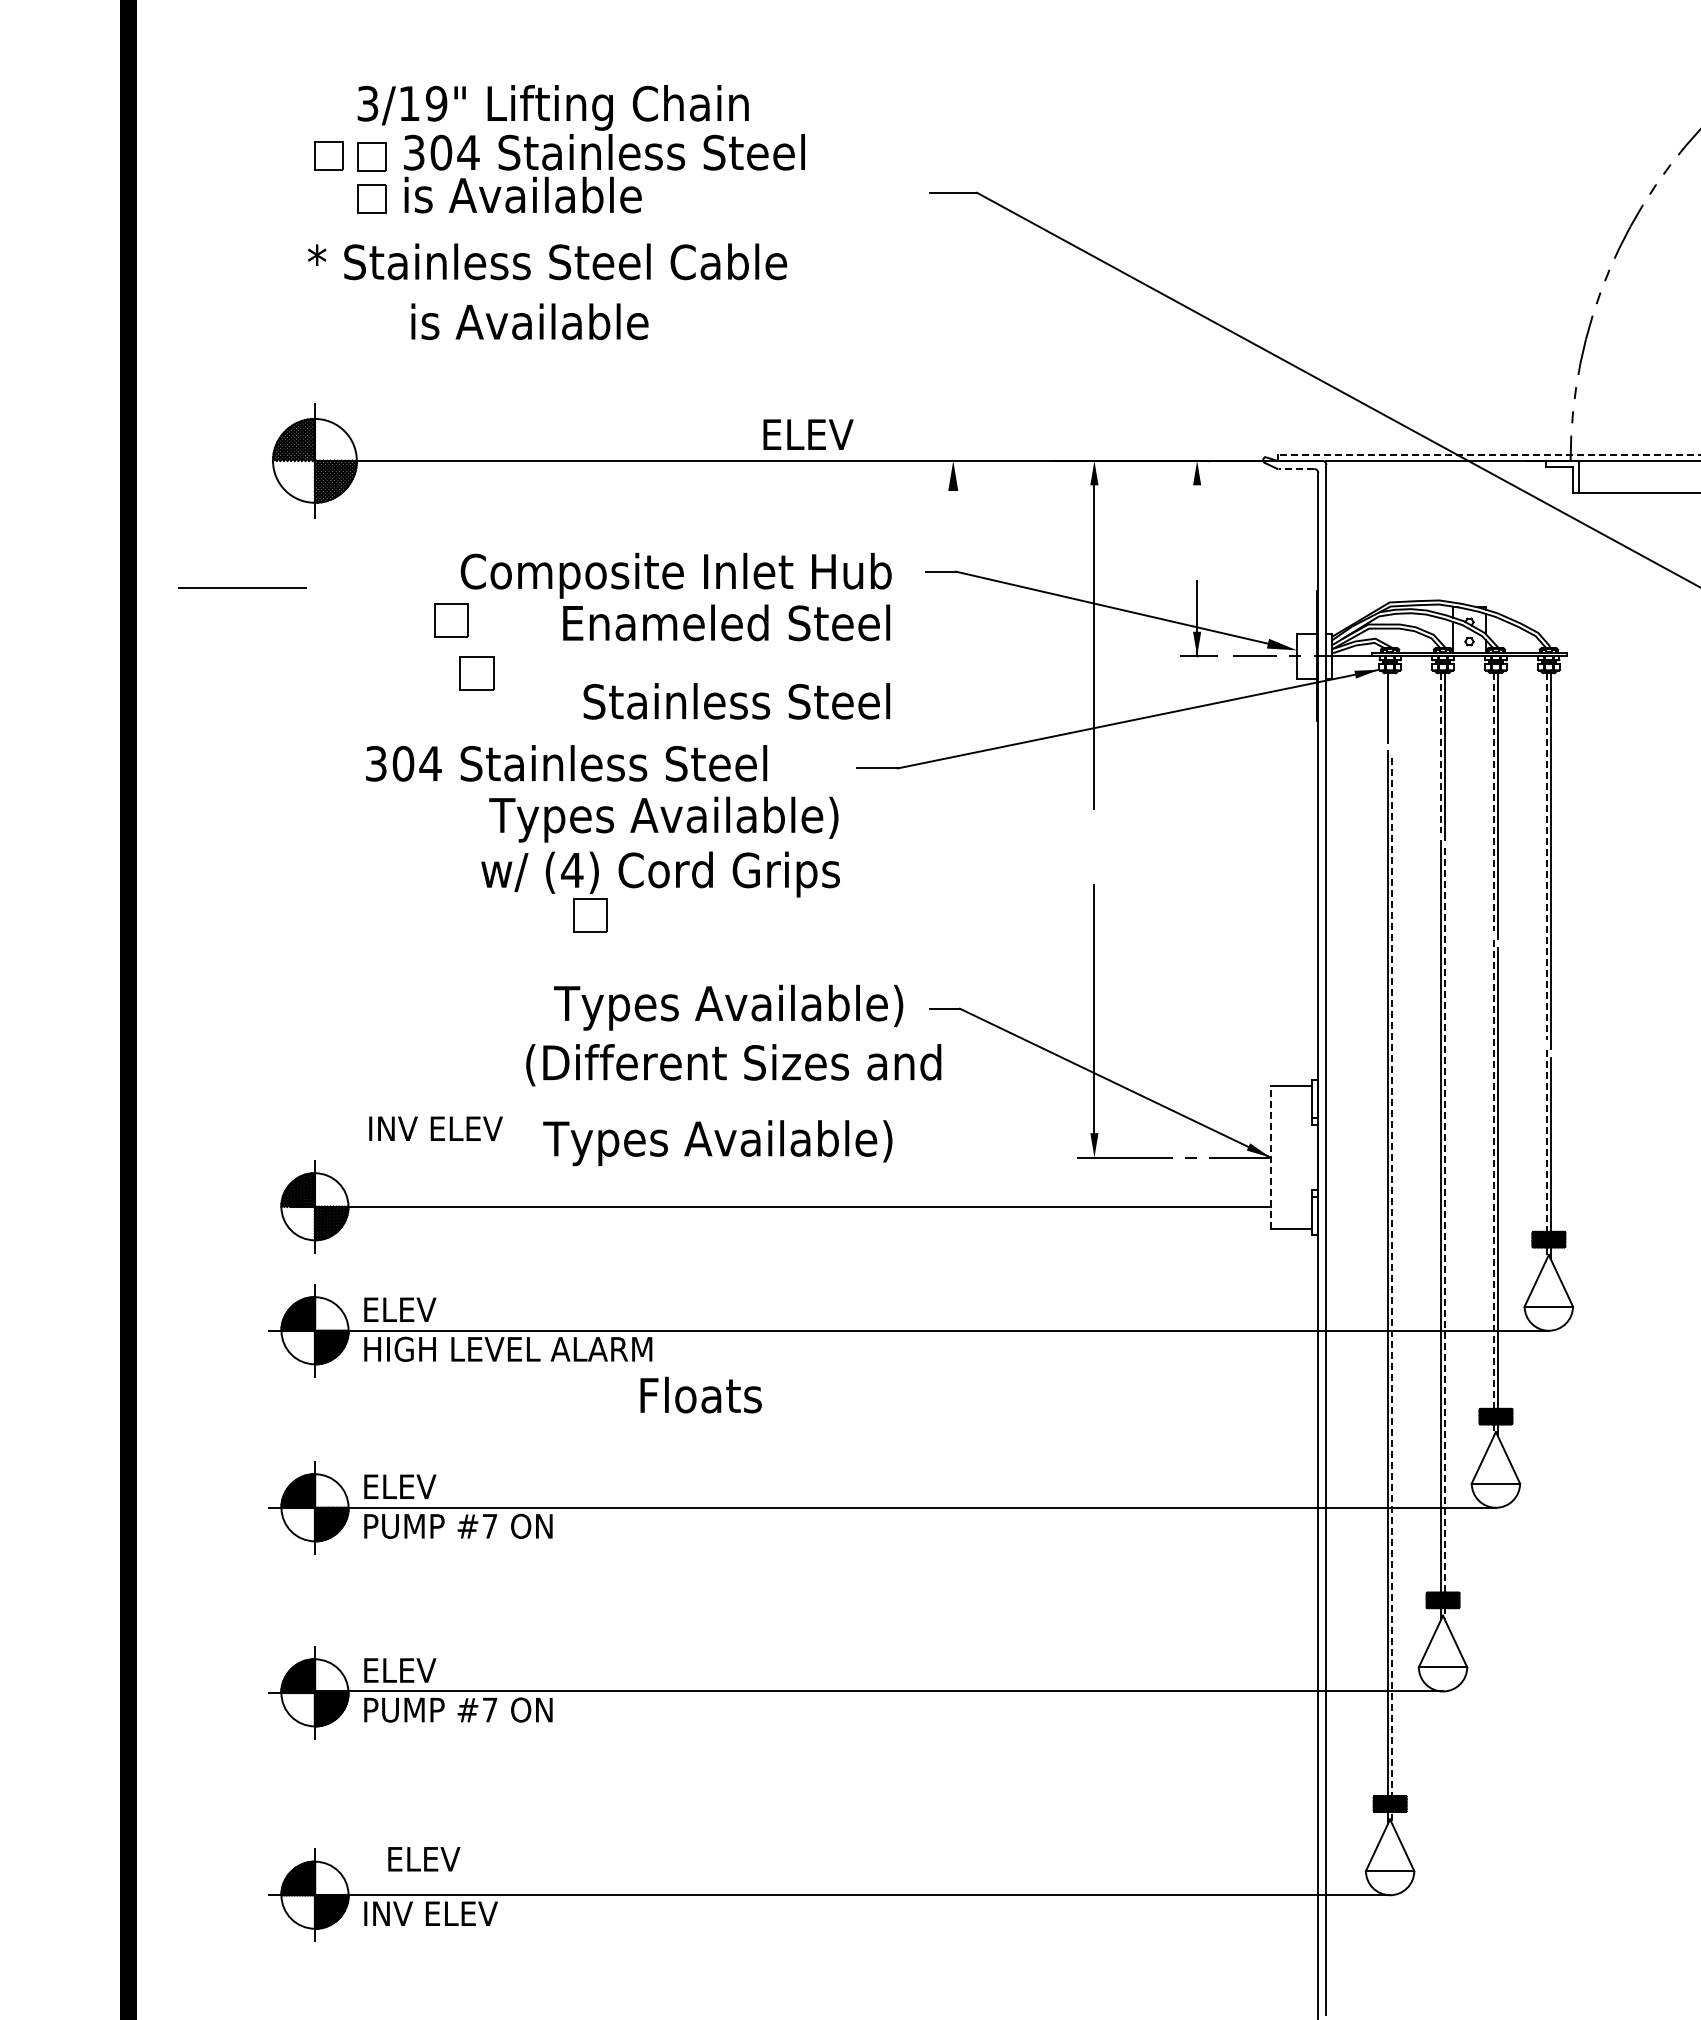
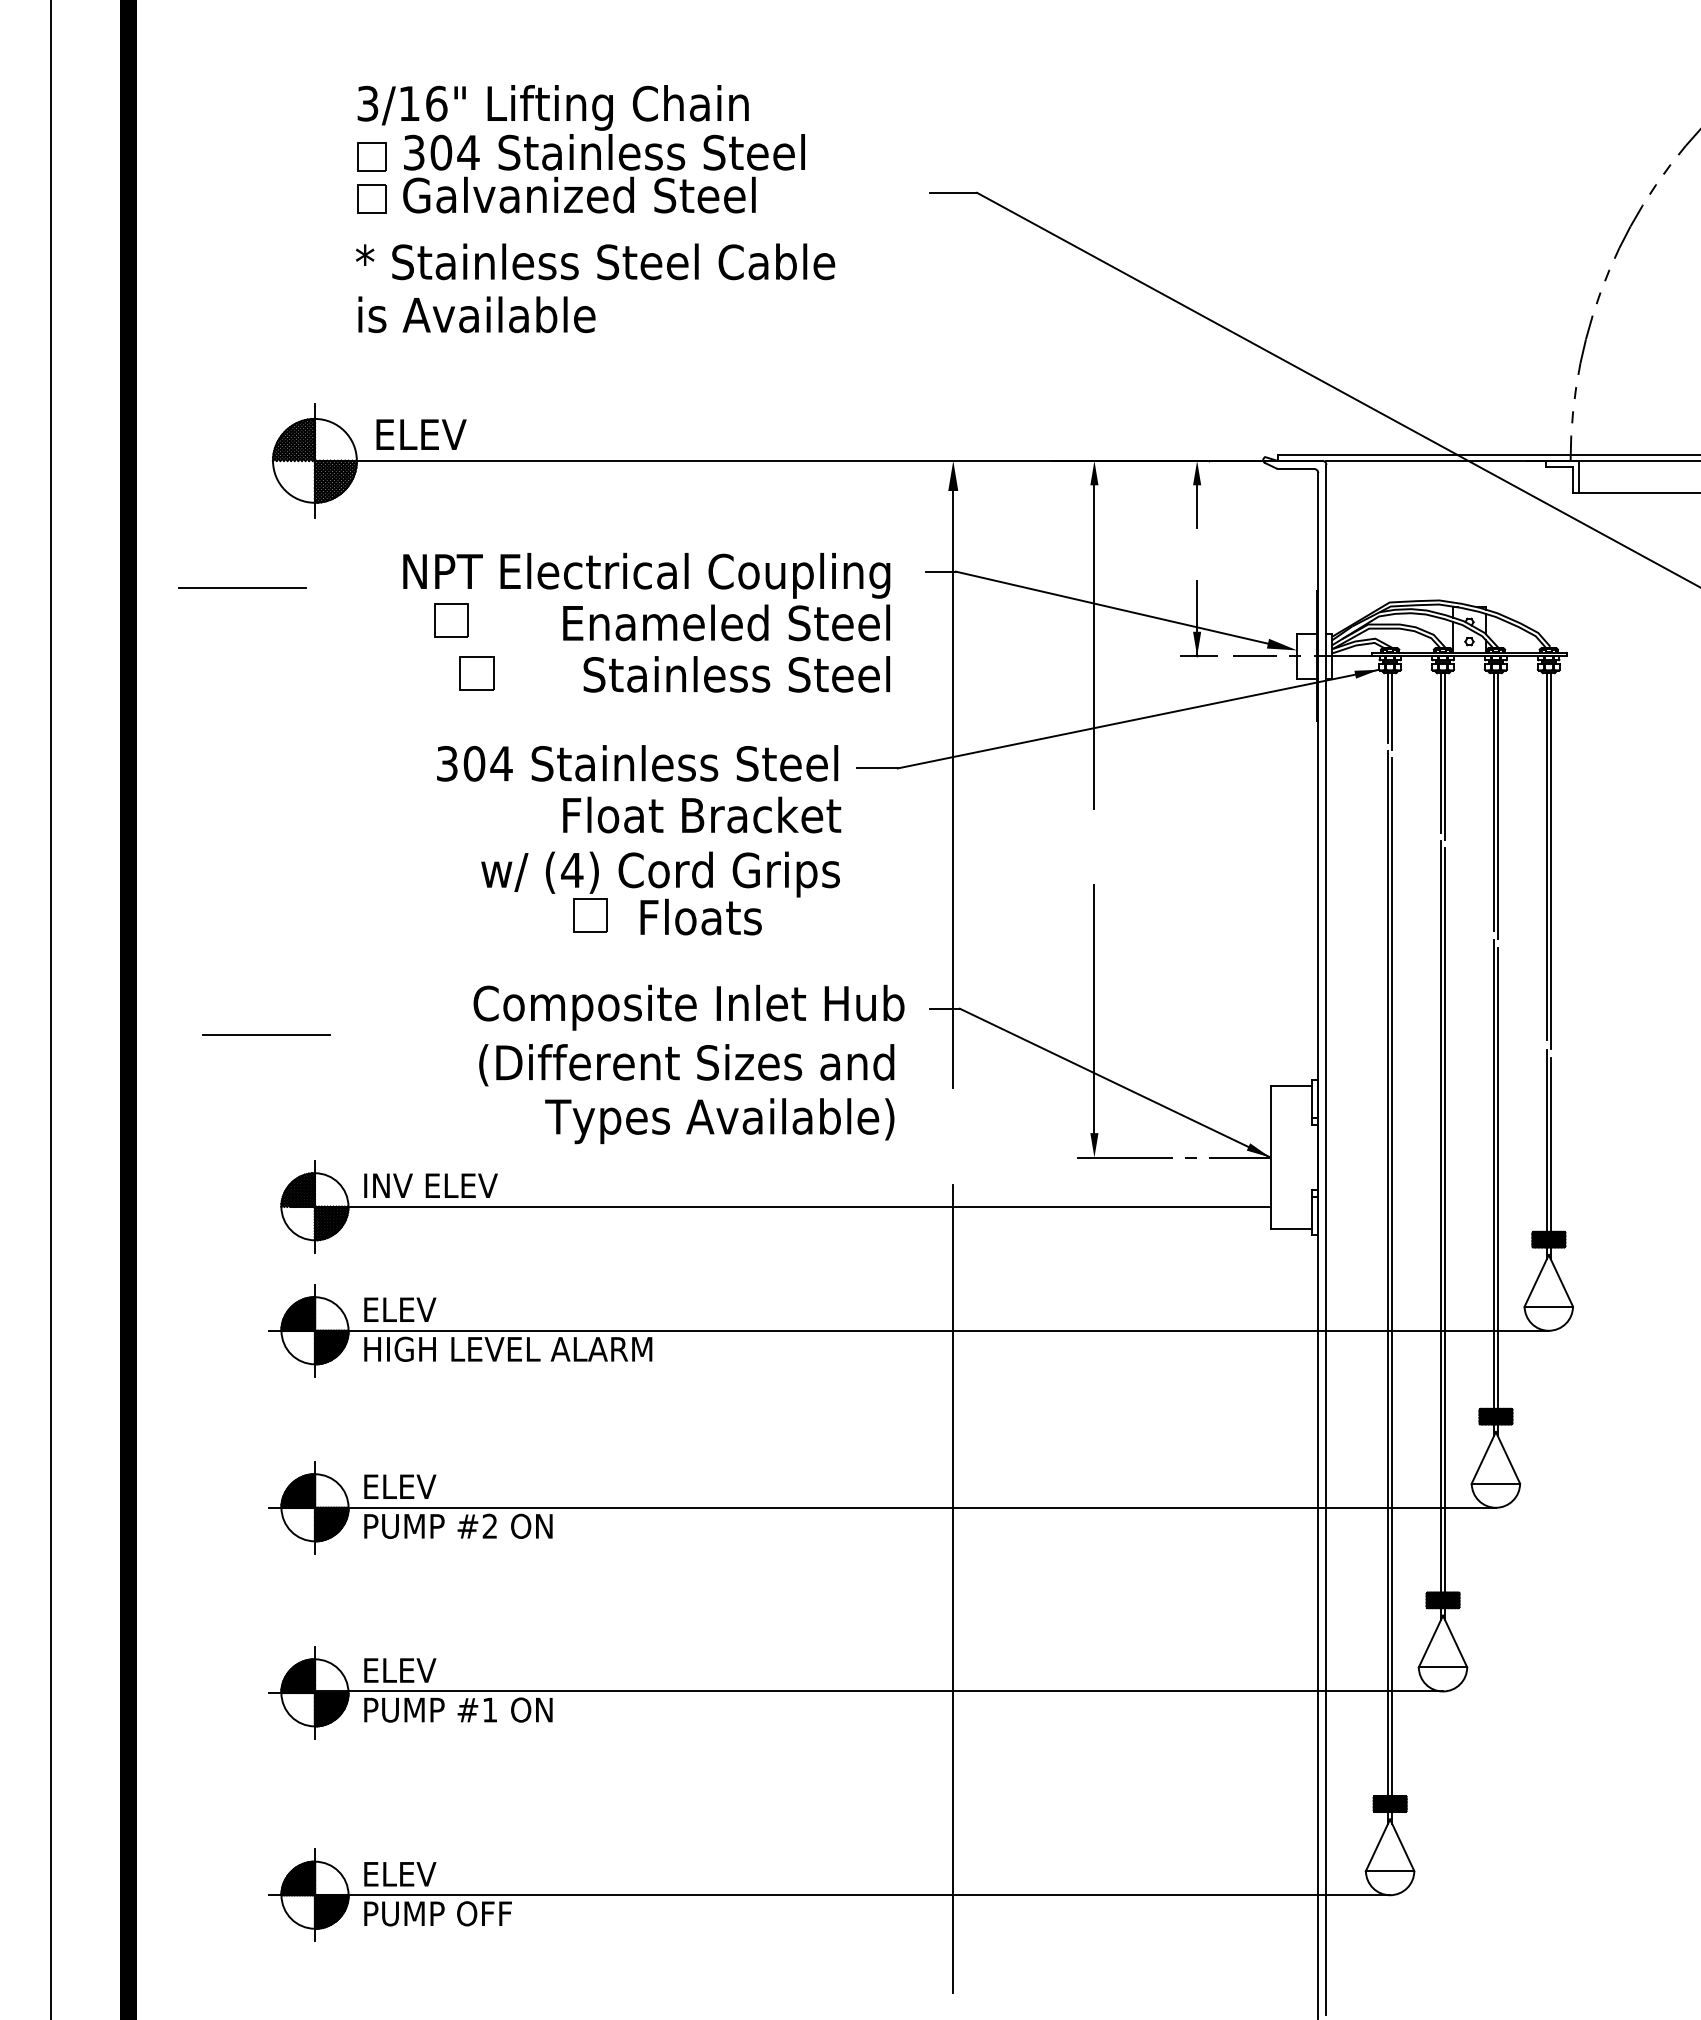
text: 3/19" -> 3/16" (436, 103)
part: present -> none (328, 155)
text: is Available -> Galvanized Steel (579, 194)
text position: (547, 261) -> (595, 261) (595, 261)
text position: (529, 321) -> (476, 314) (476, 314)
text position: (808, 434) -> (421, 434) (421, 434)
line: dashed -> solid (1488, 454)
line: dashed -> solid (1296, 469)
line: none -> present (1197, 506)
text: Composite Inlet Hub -> NPT Electrical Coupling (647, 575)
text position: (736, 701) -> (736, 674) (736, 674)
line: none -> present (1392, 711)
line: dashed -> solid (1440, 753)
text position: (566, 763) -> (637, 763) (637, 763)
line: none -> present (953, 789)
line: dashed -> solid (1493, 802)
text: Types Available) -> Float Bracket (665, 819)
line: dashed -> solid (1546, 857)
text: Types Available) -> Composite Inlet Hub (688, 1007)
line: none -> present (51, 1009)
line: none -> present (265, 1035)
text position: (733, 1065) -> (686, 1065) (686, 1065)
text position: (435, 1128) -> (430, 1185) (430, 1185)
text position: (717, 1143) -> (719, 1121) (719, 1121)
line: dashed -> solid (1546, 1154)
line: dashed -> solid (1270, 1157)
line: dashed -> solid (1493, 1188)
line: dashed -> solid (1445, 1234)
line: dashed -> solid (1392, 1291)
text position: (700, 1394) -> (700, 916) (700, 916)
text: #7 -> #2 (489, 1525)
line: none -> present (953, 1588)
text: #7 -> #1 (490, 1709)
text position: (424, 1859) -> (400, 1874) (400, 1874)
text: INV ELEV -> PUMP OFF (439, 1913)
